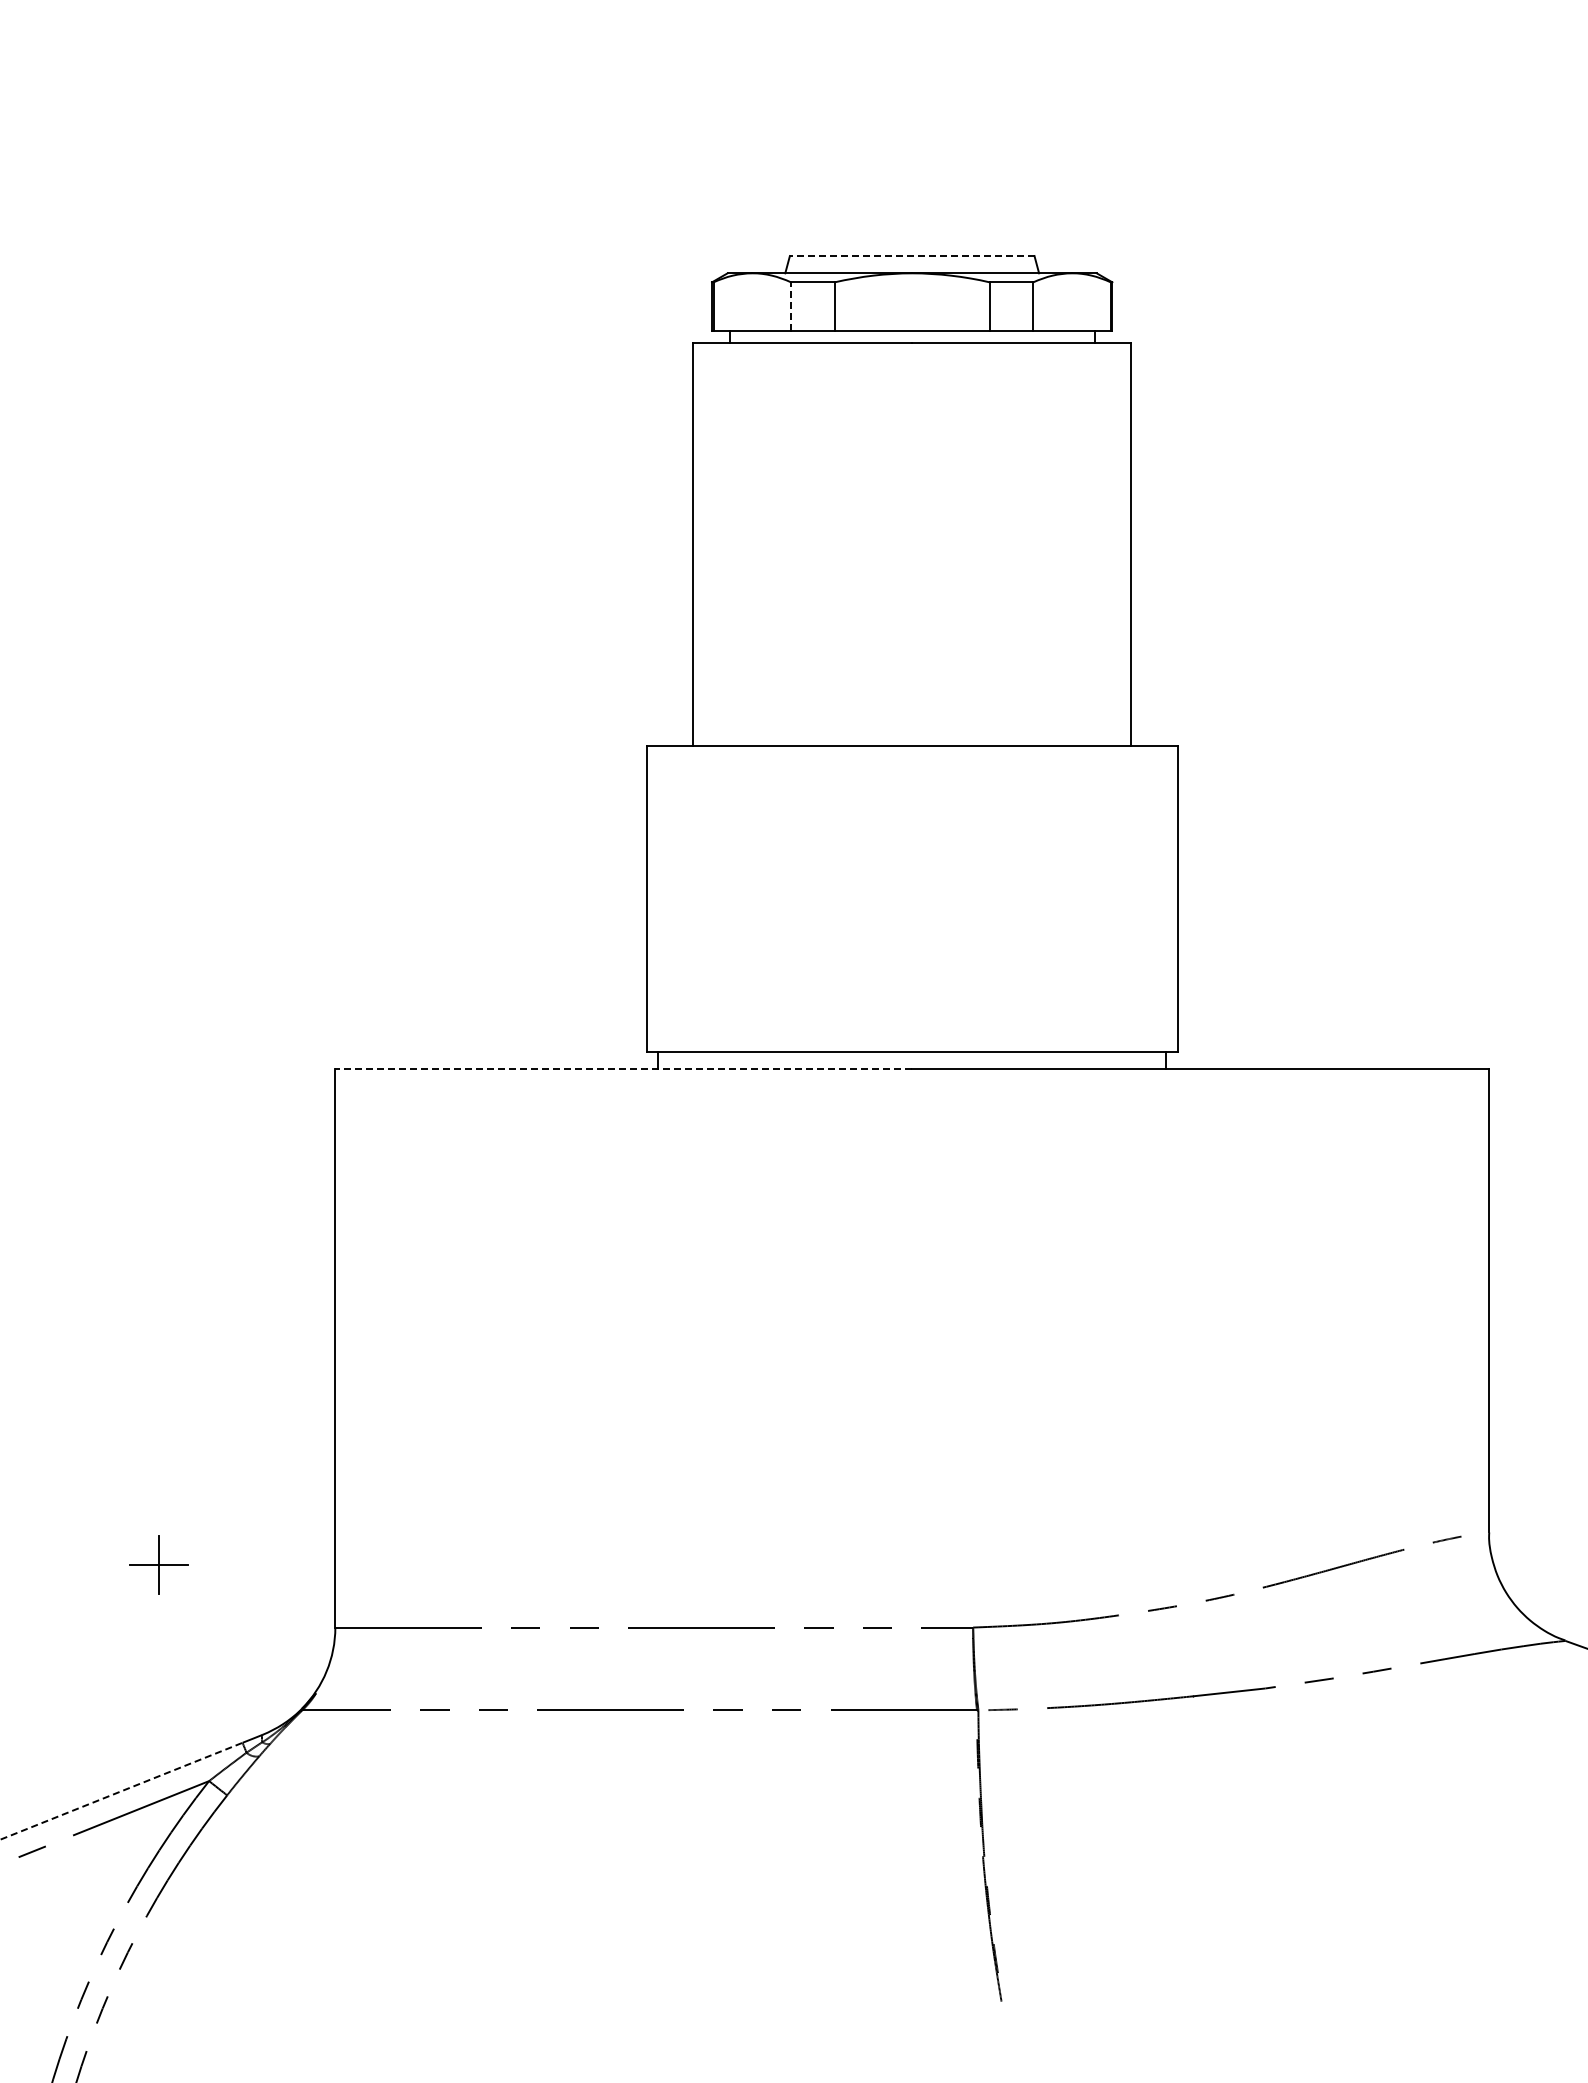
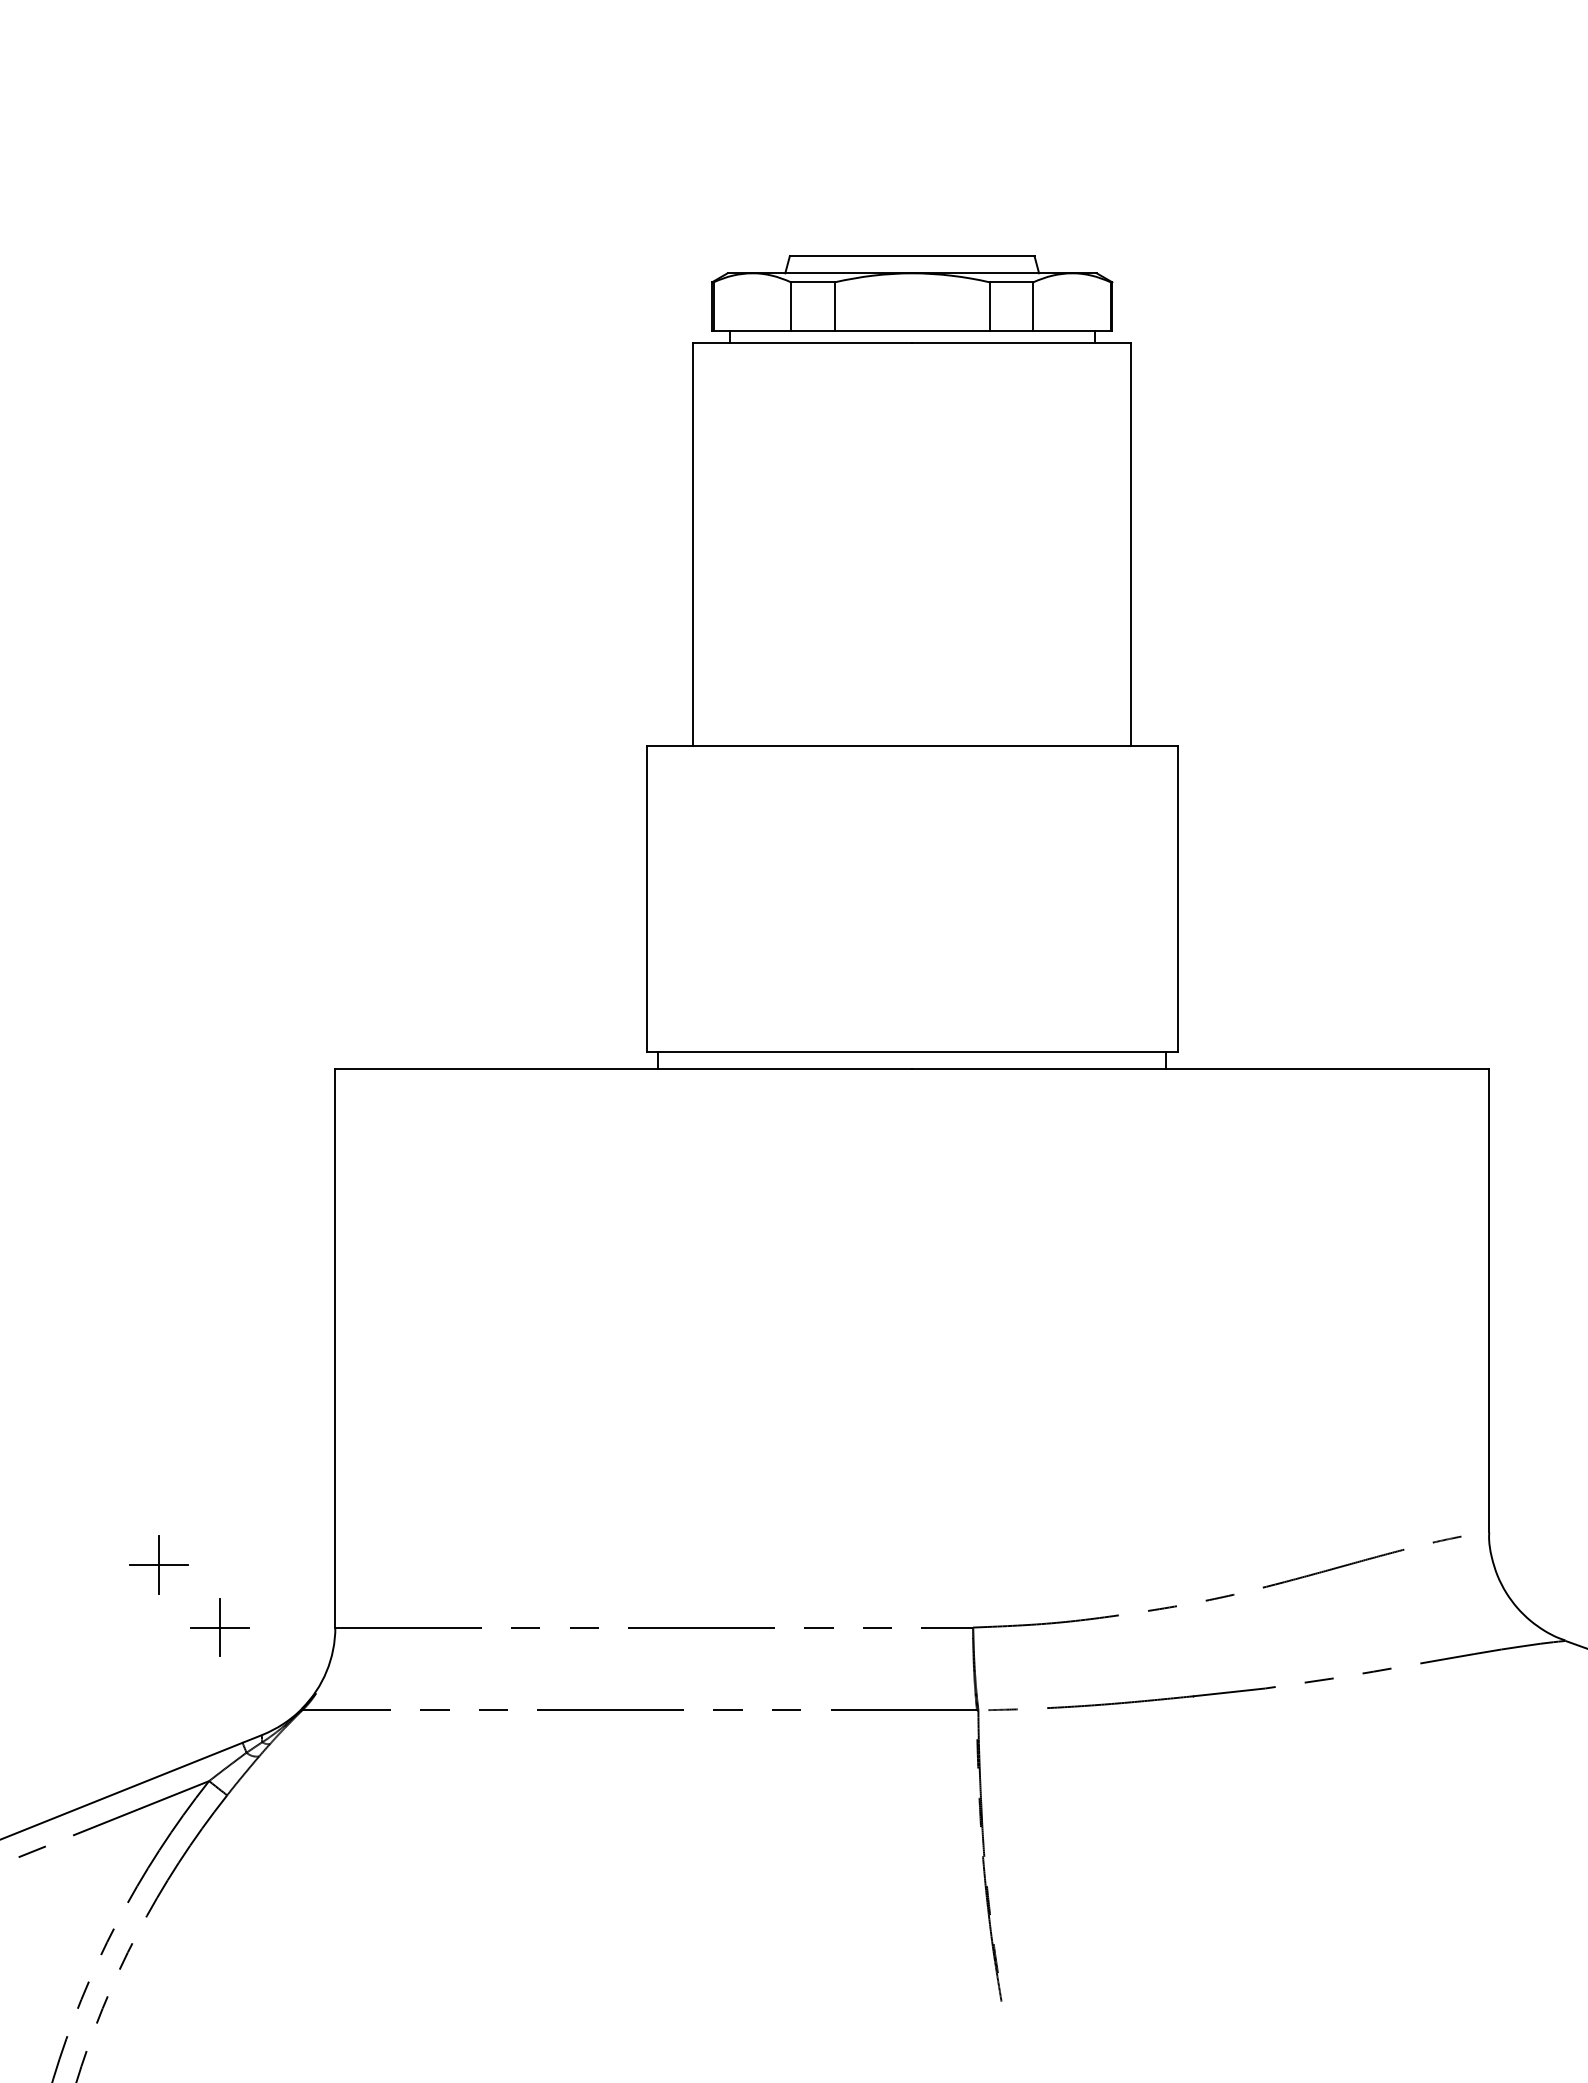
line: dashed -> solid (911, 256)
line: dashed -> solid (791, 306)
line: dashed -> solid (623, 1069)
part: none -> present (219, 1627)
line: dashed -> solid (121, 1791)
